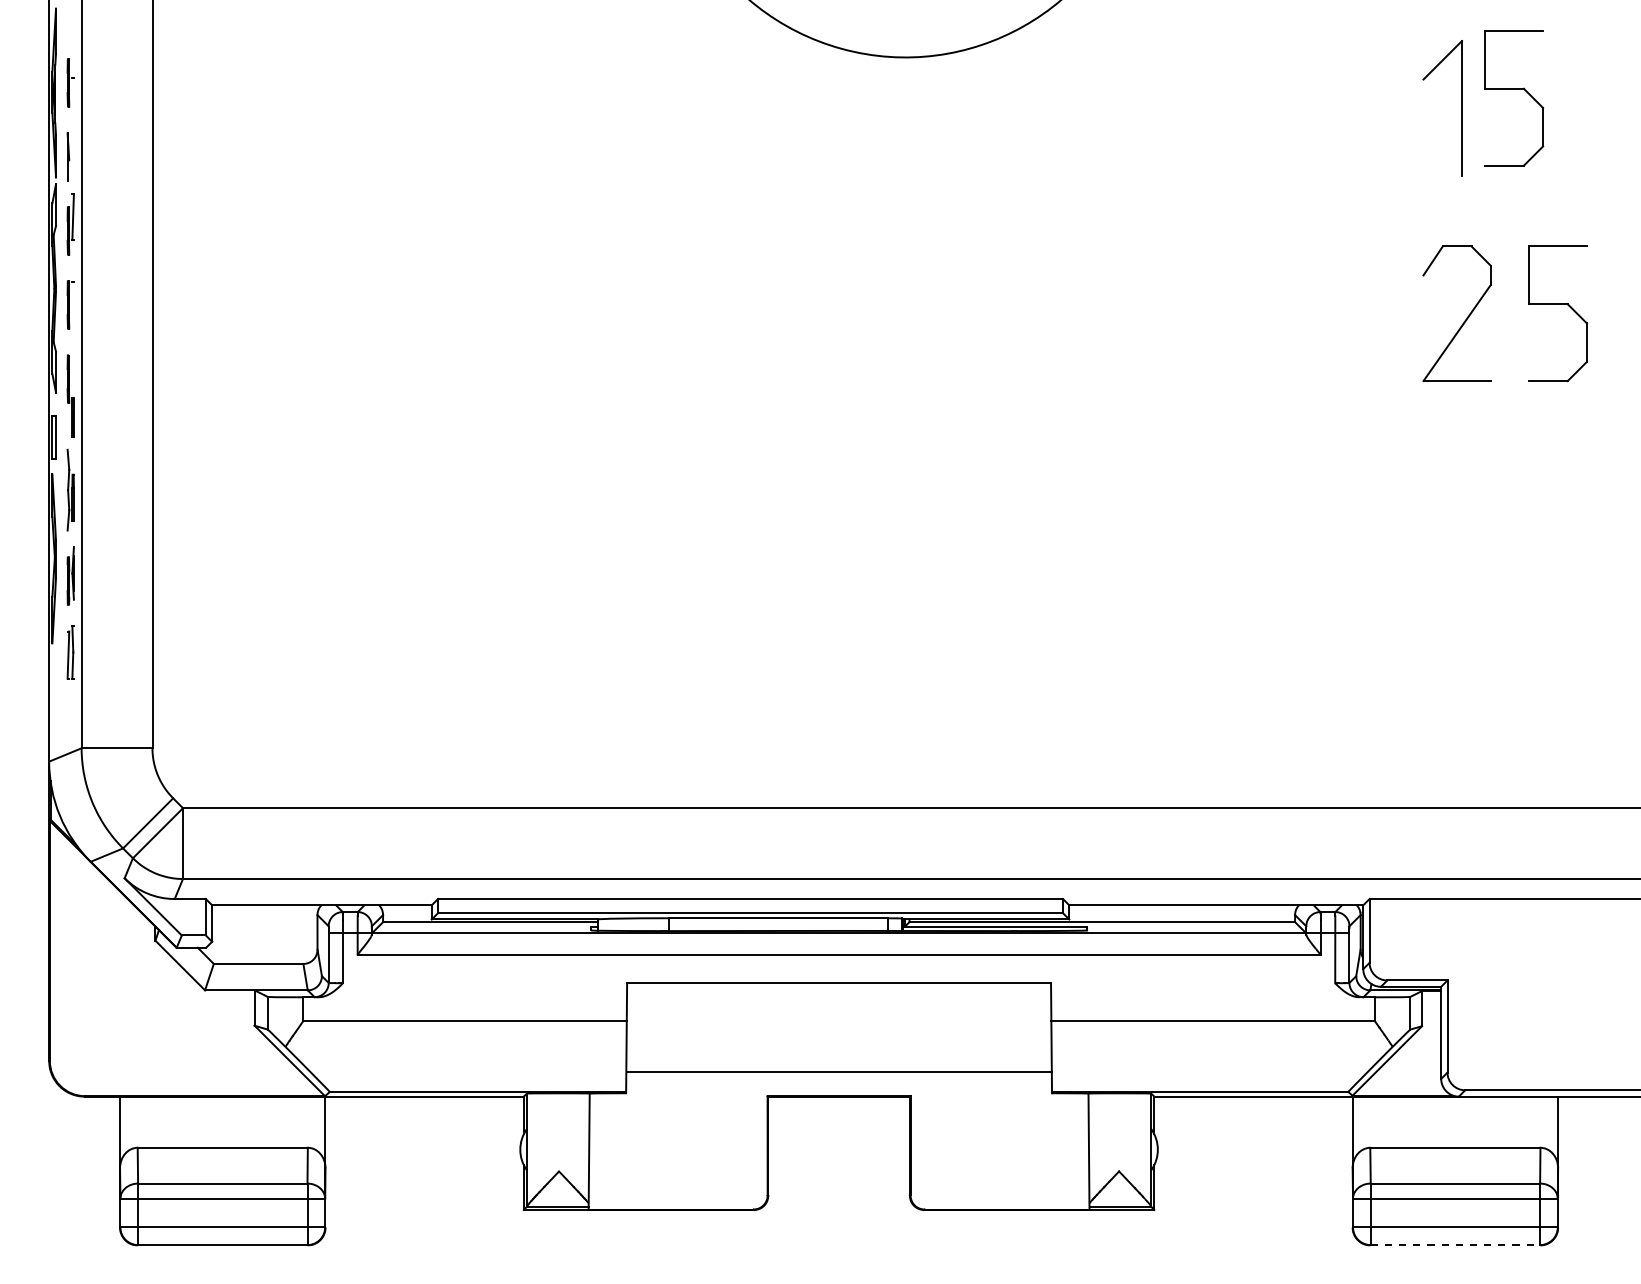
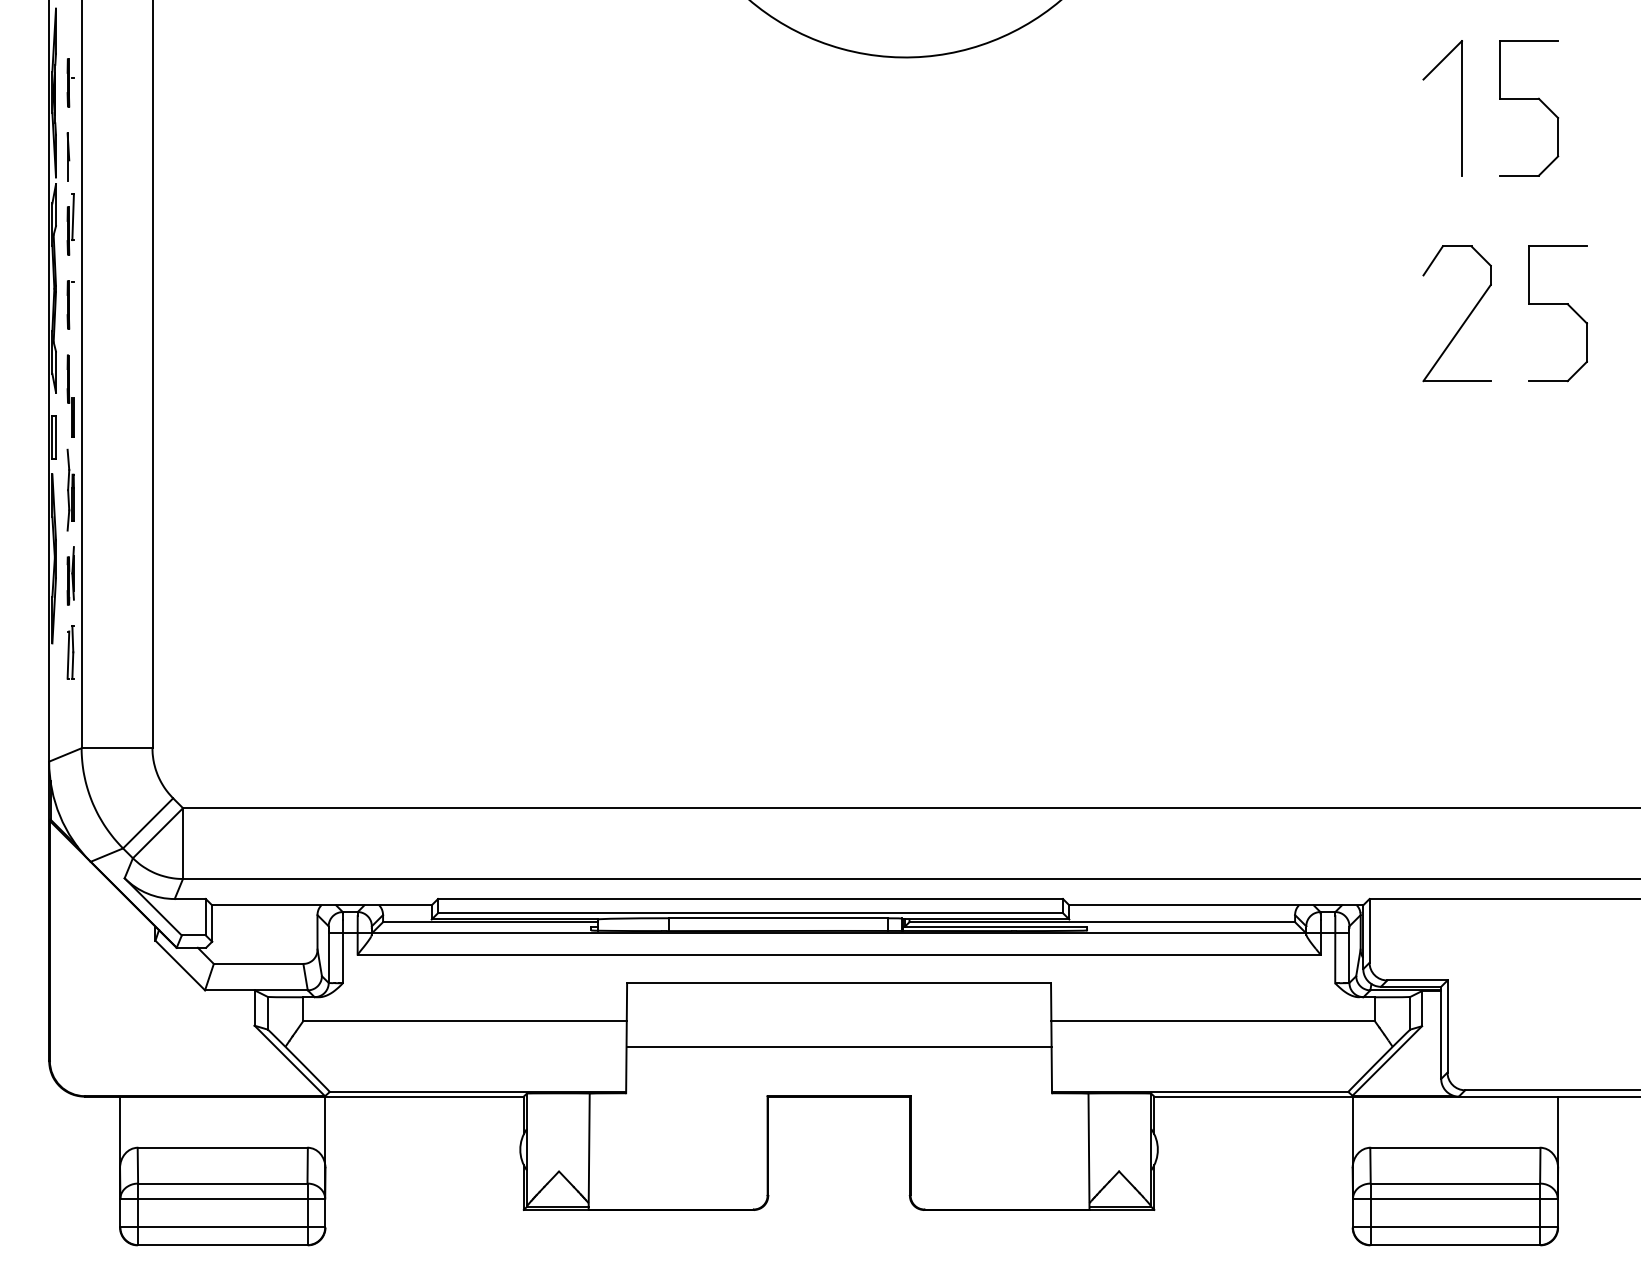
part position: (1514, 89) -> (1529, 99) (1529, 99)
line position: (838, 1071) -> (838, 1046) (838, 1046)
line: dashed -> solid (1455, 1245)
